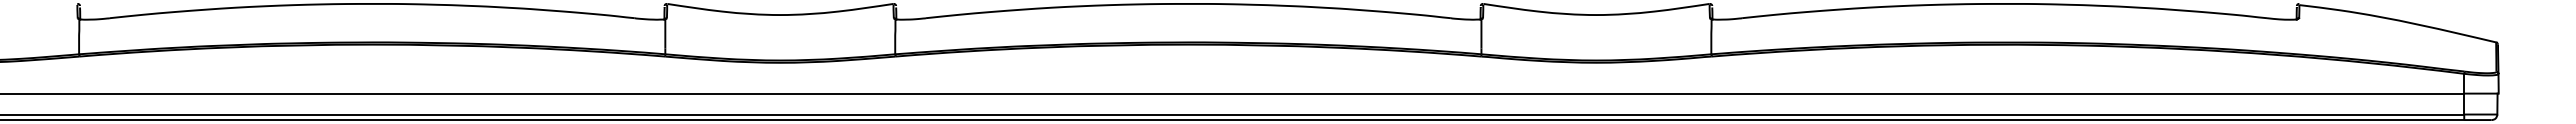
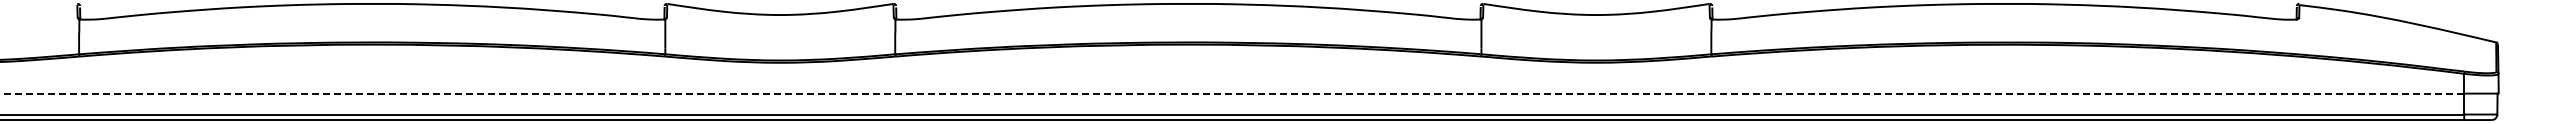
line: solid -> dashed (1232, 93)
